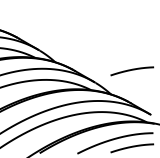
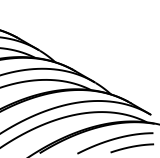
curve: present -> none (132, 70)
